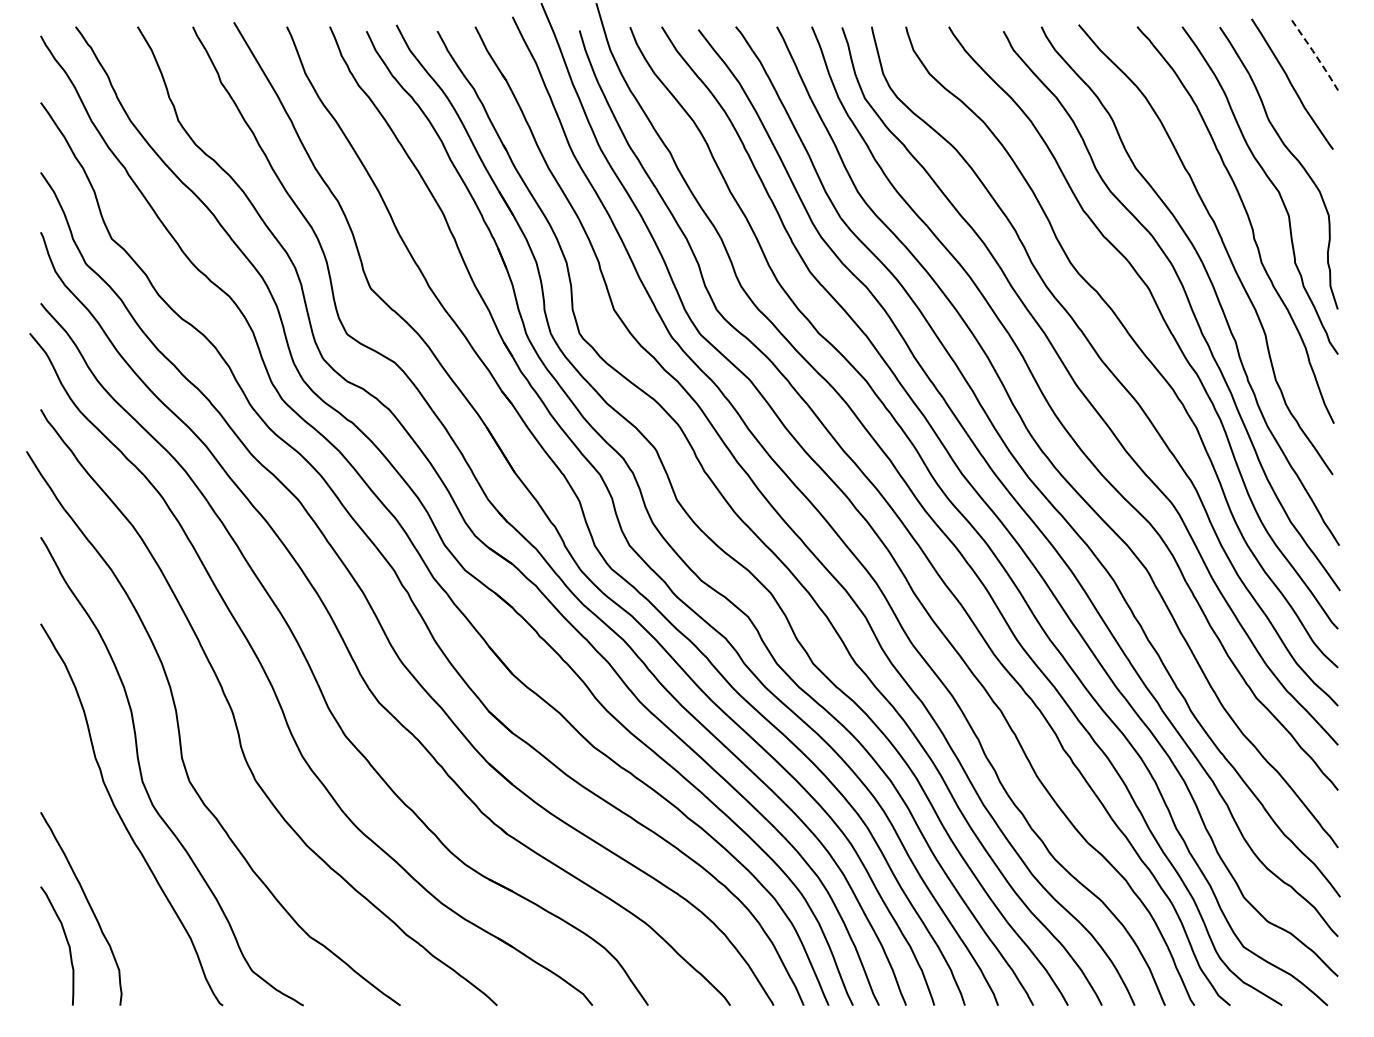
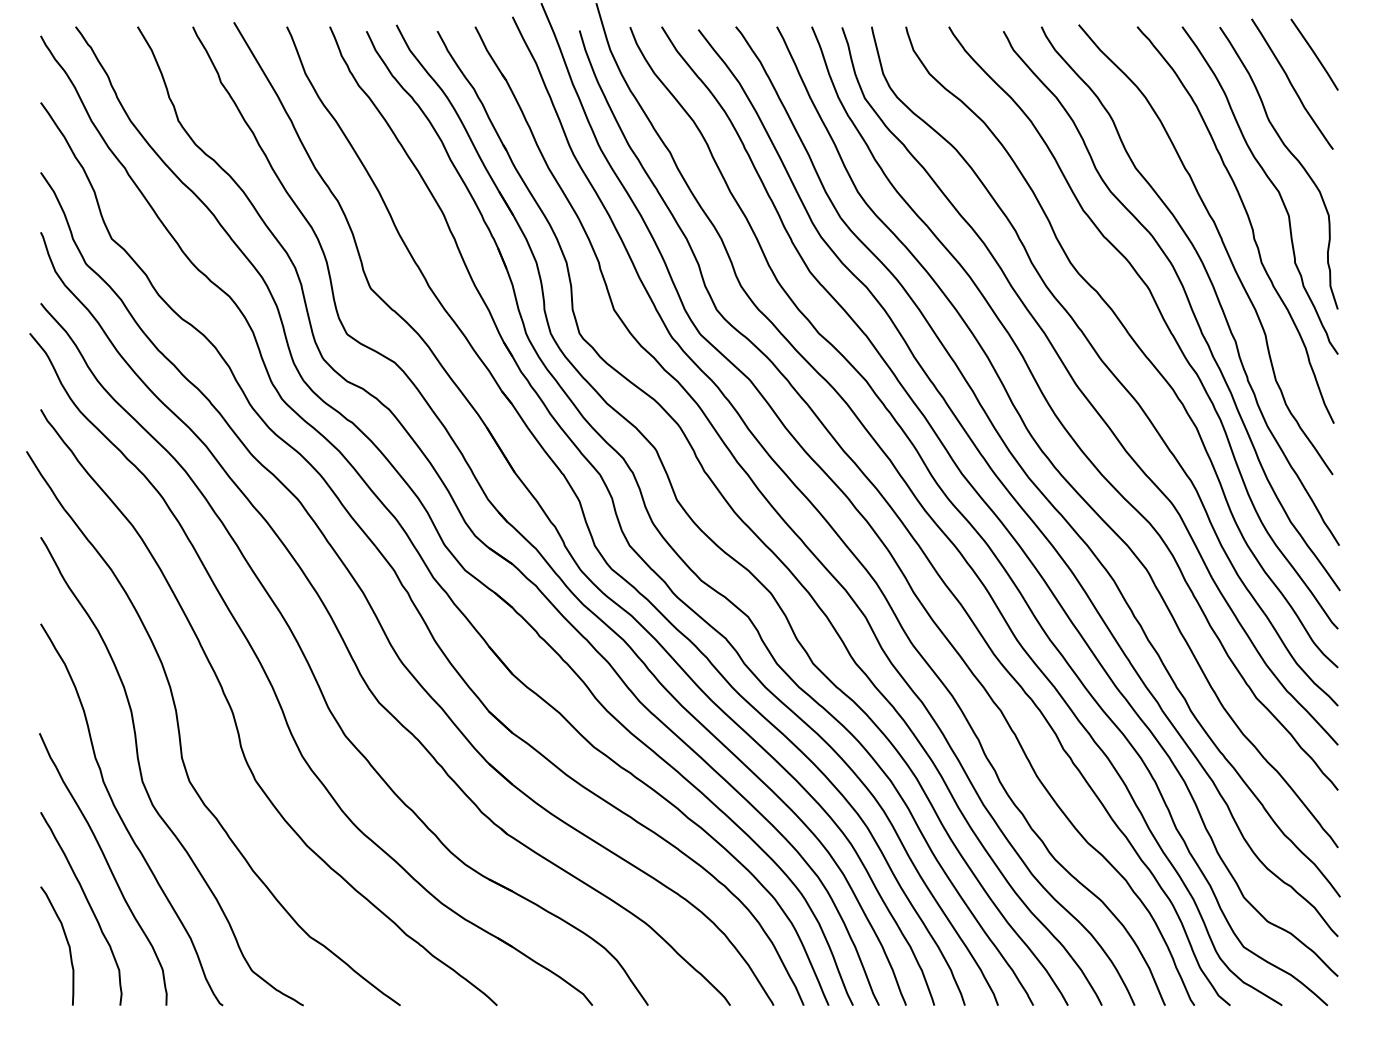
line: dashed -> solid (1315, 54)
curve: none -> present (108, 867)
